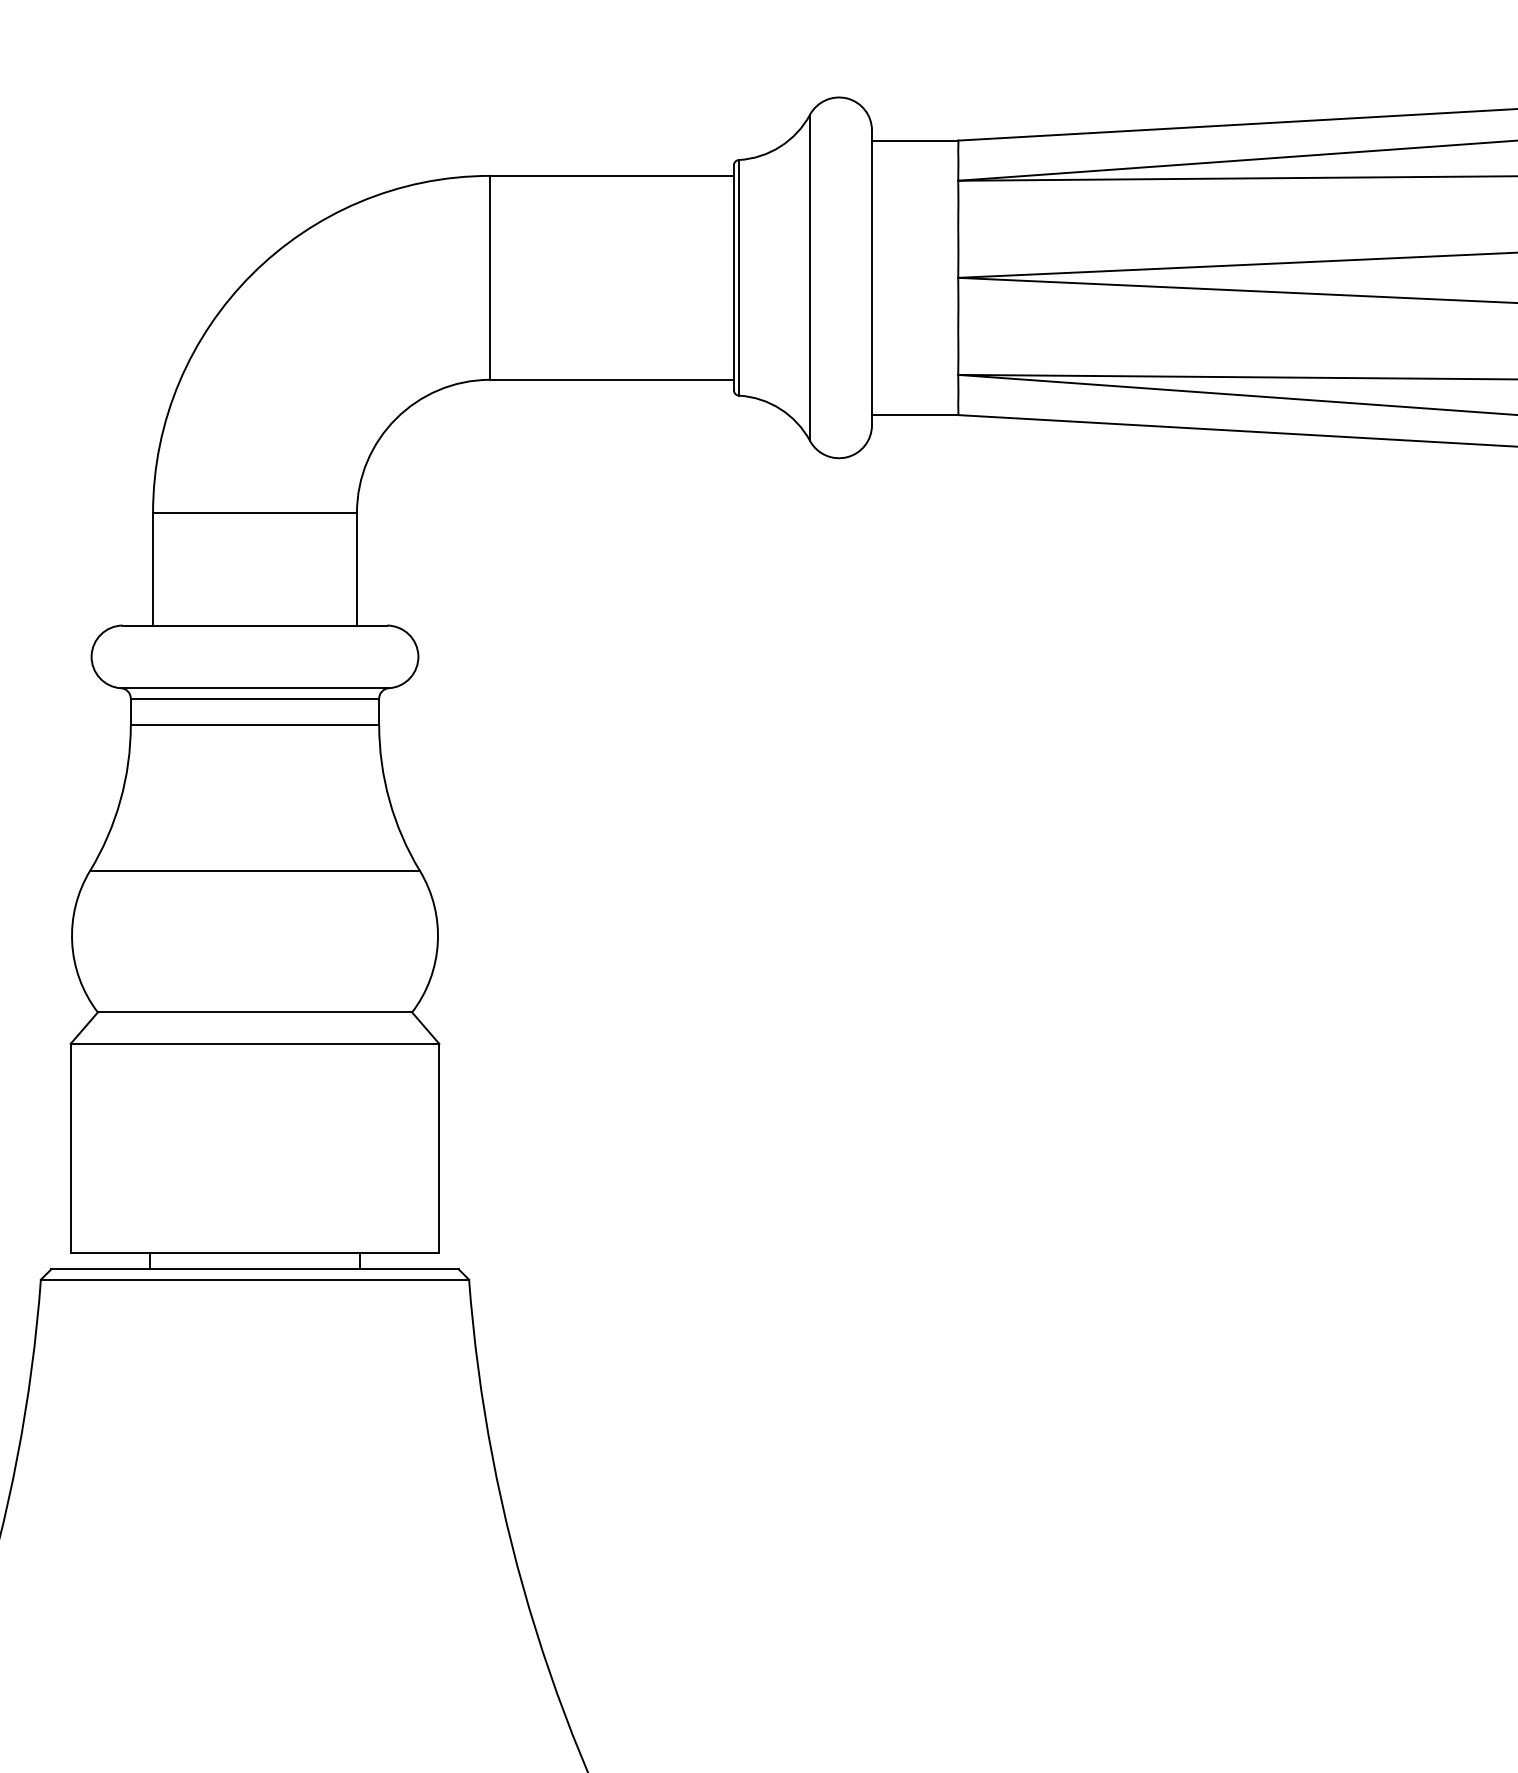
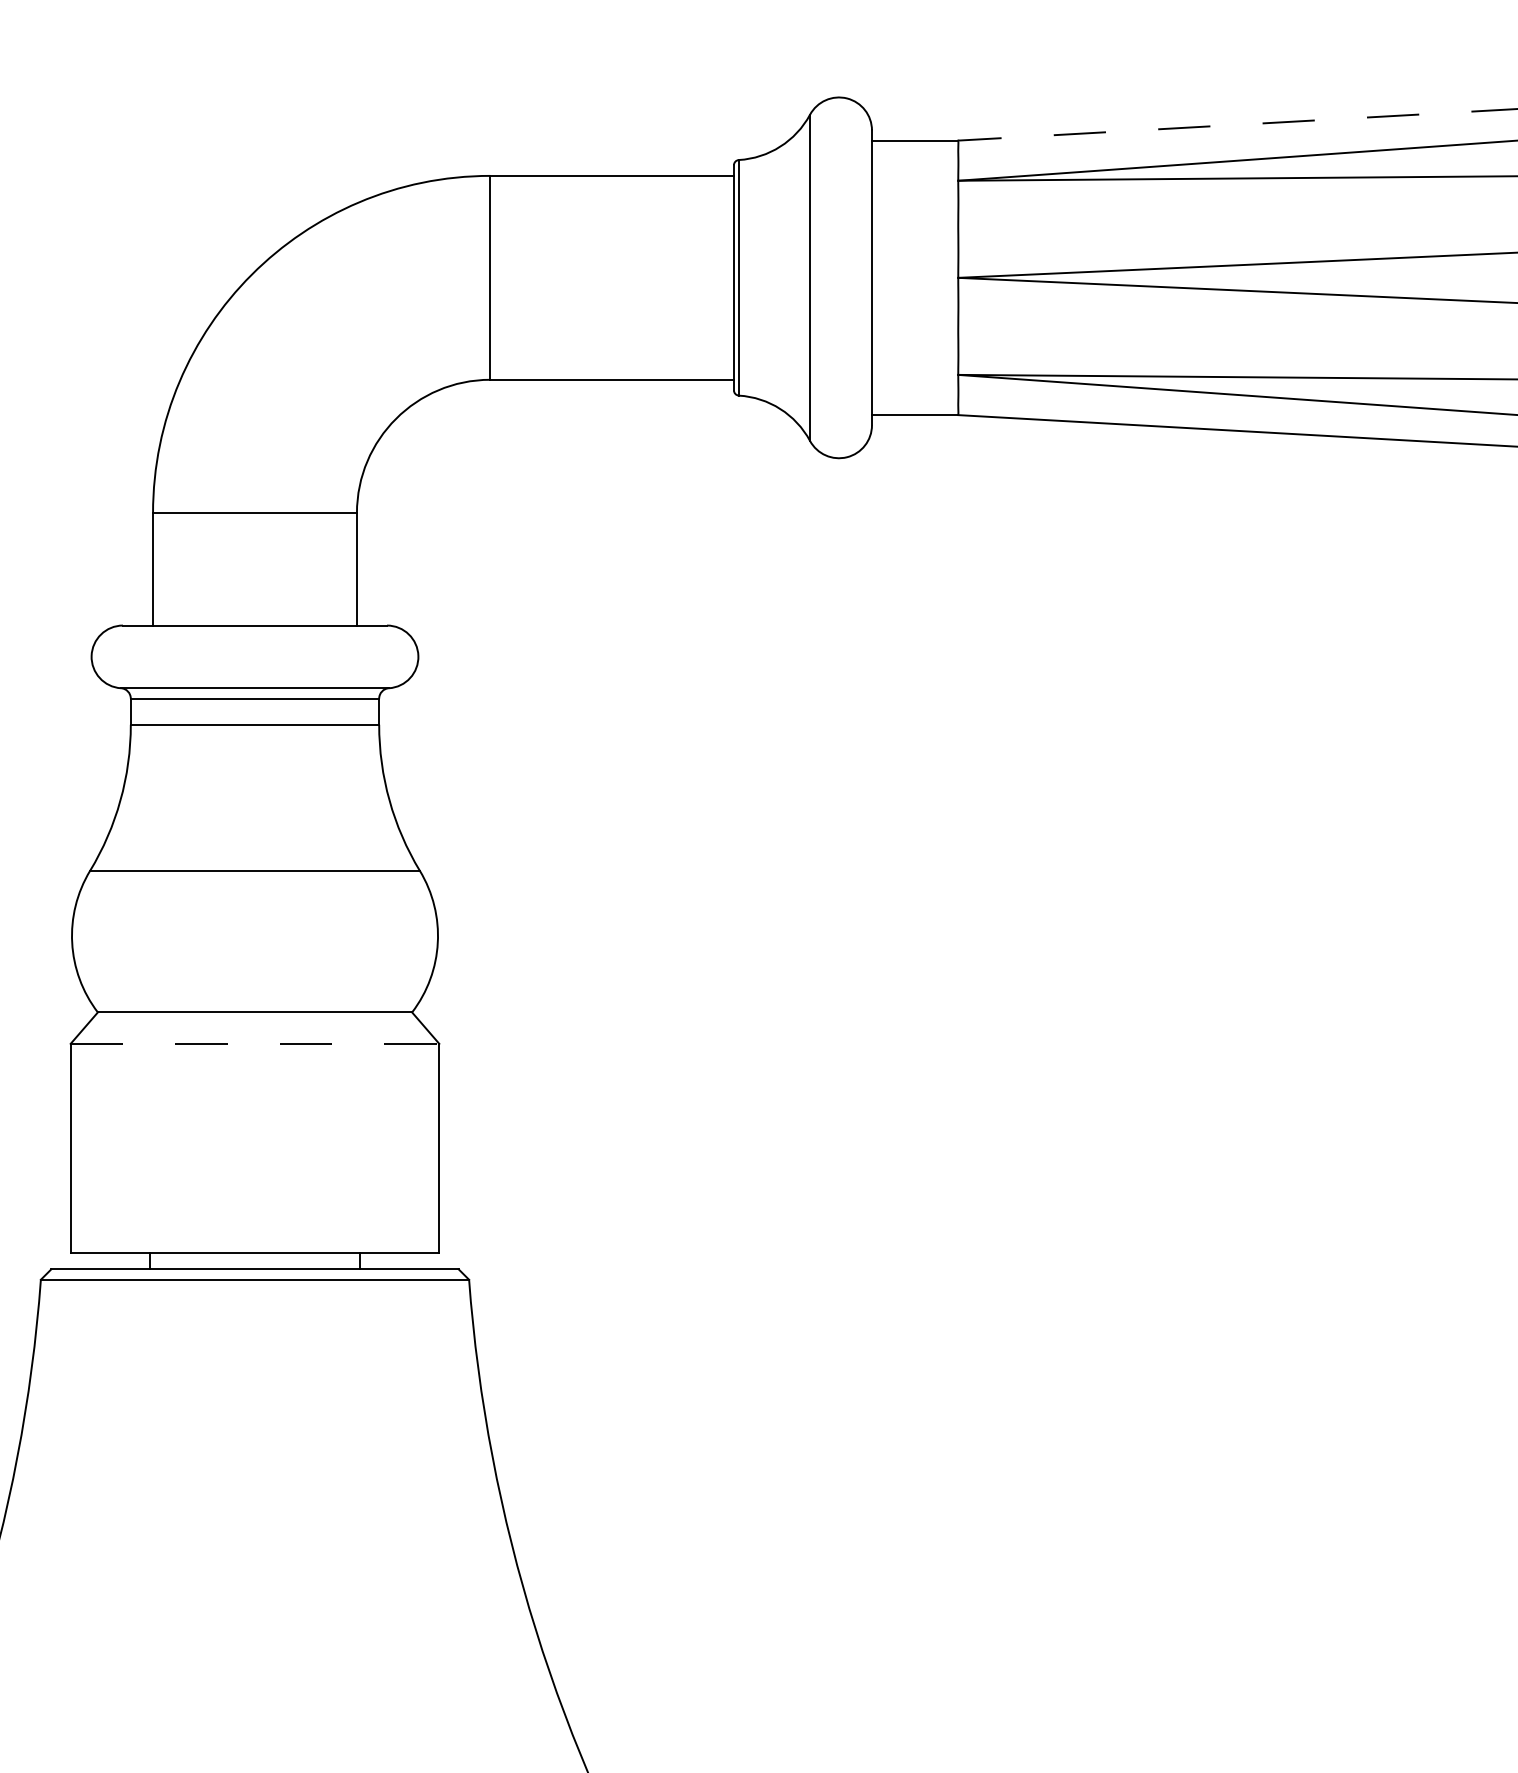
line: solid -> dashed (1237, 124)
line: solid -> dashed (255, 1043)
